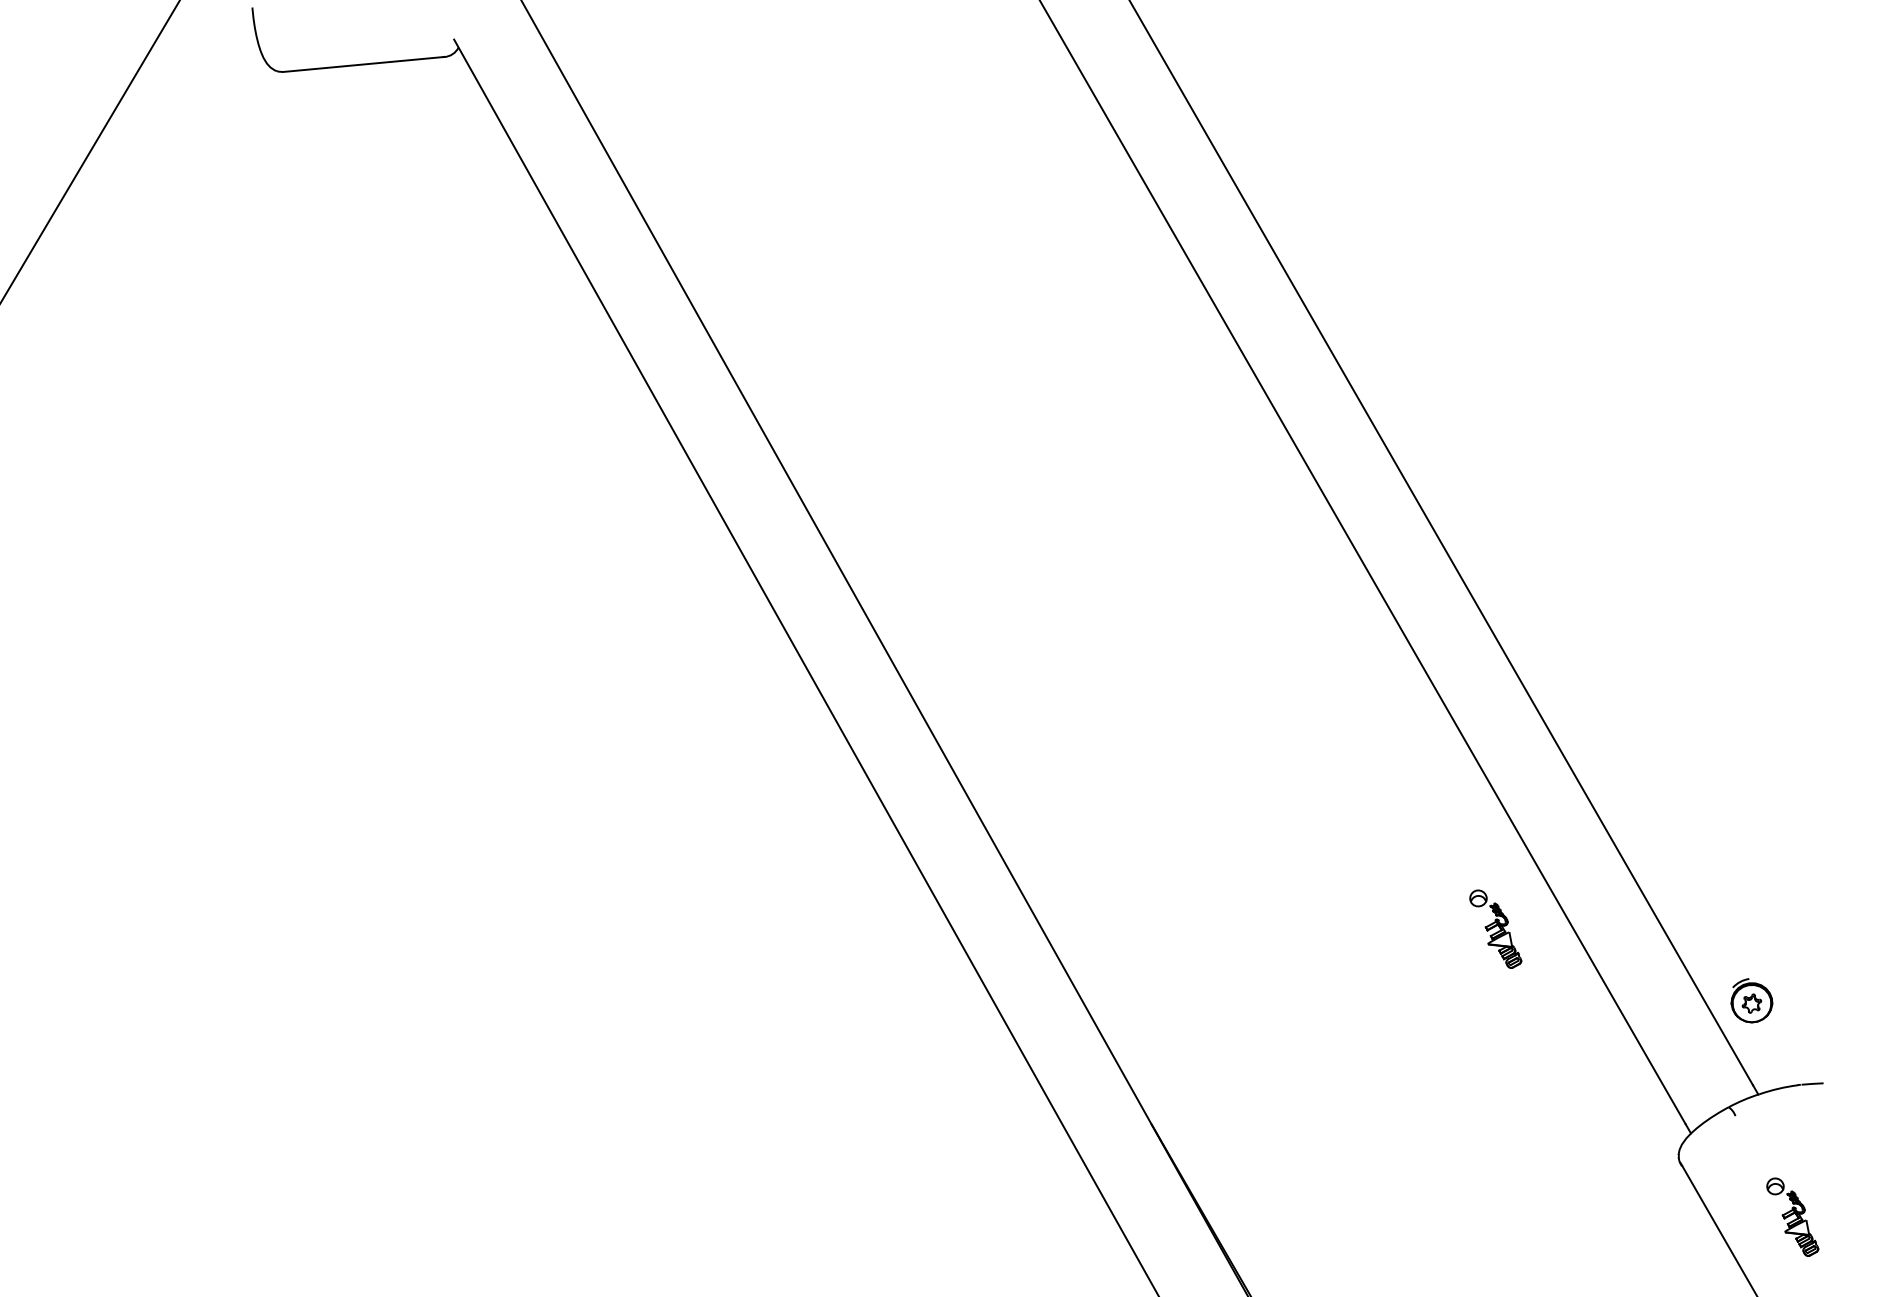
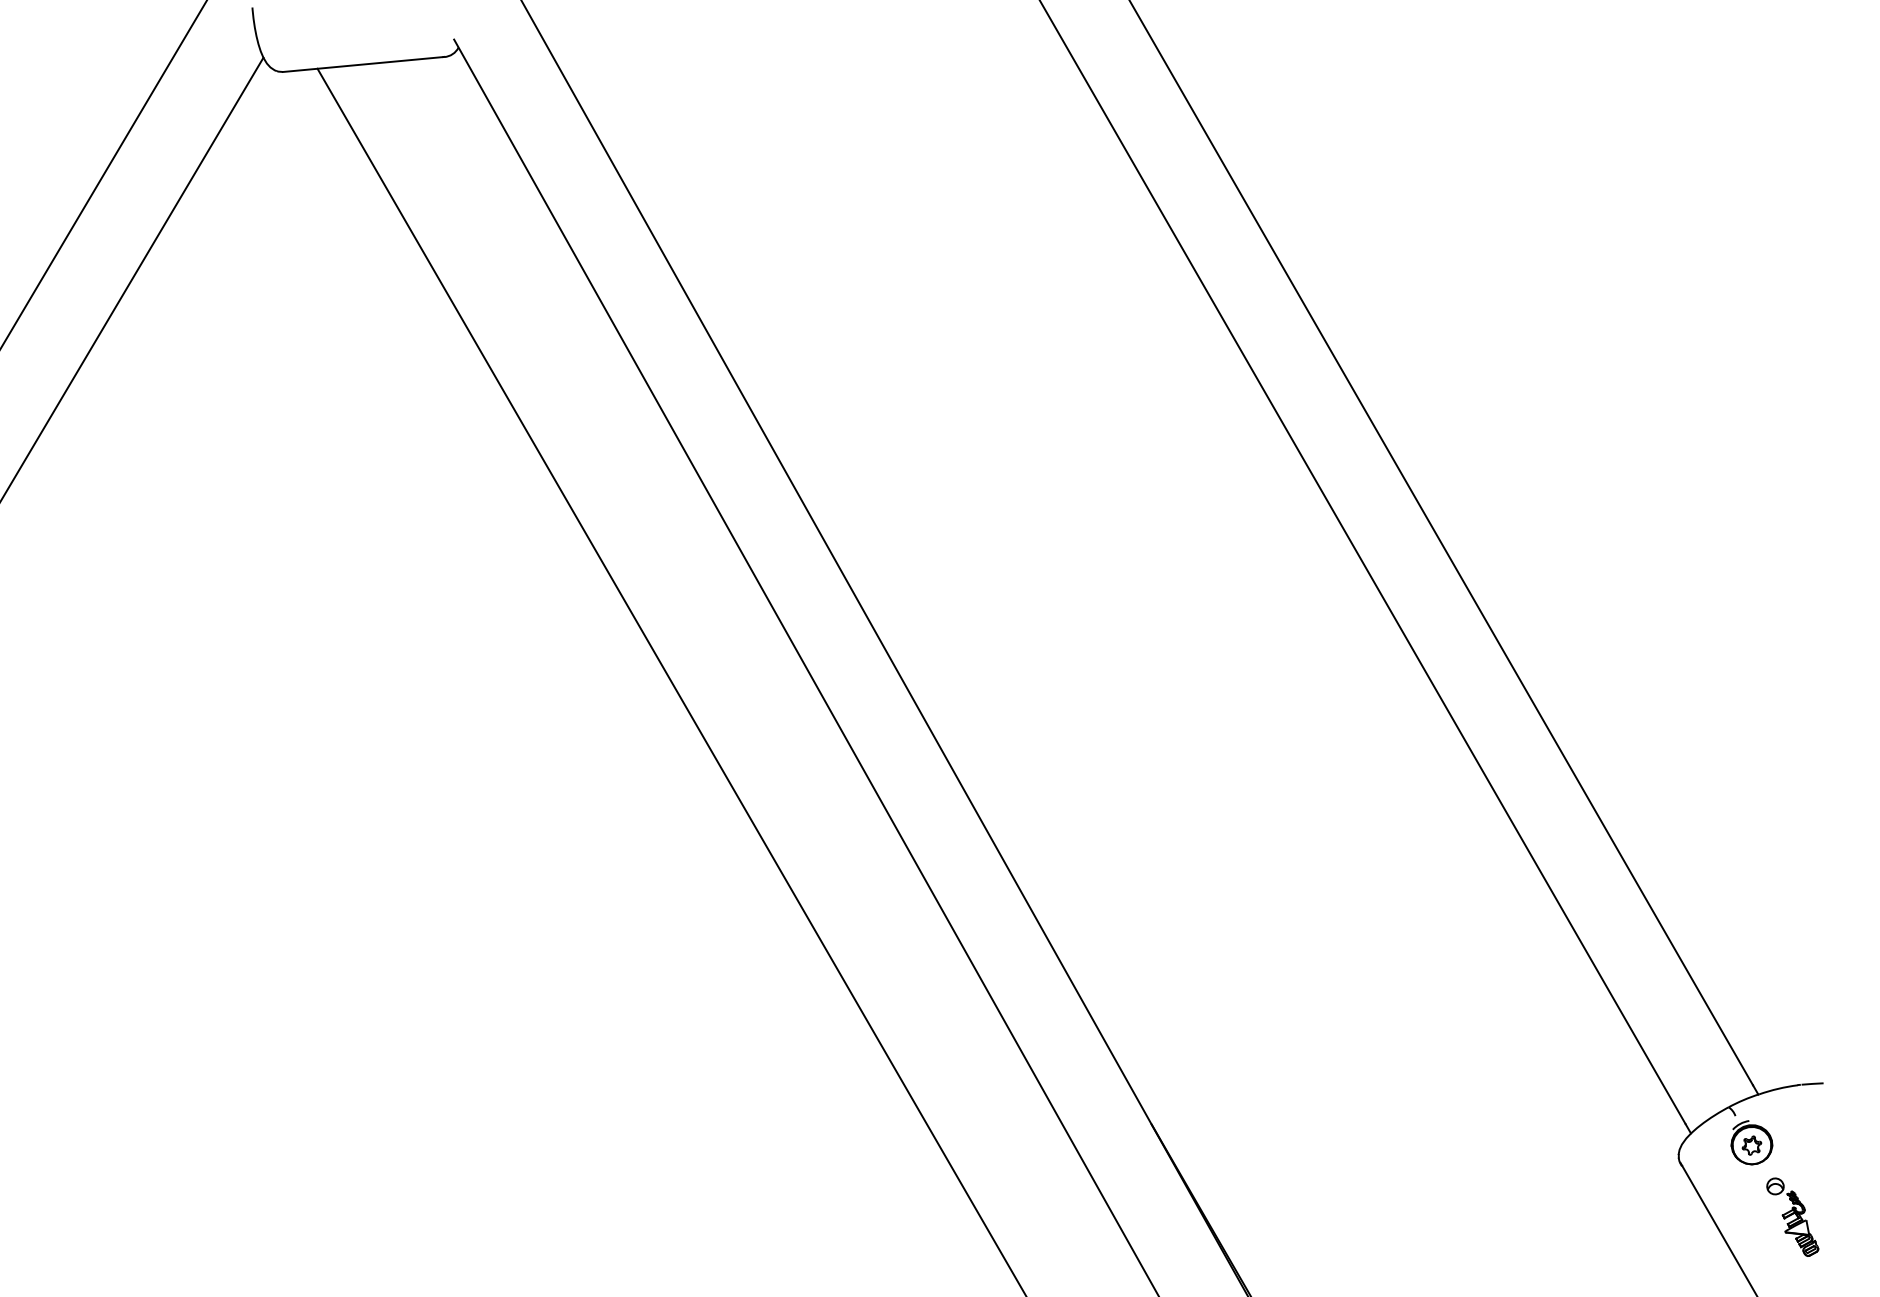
line position: (90, 151) -> (103, 174) (103, 174)
line: none -> present (132, 277)
line: none -> present (670, 680)
part: present -> none (1495, 928)
part position: (1751, 1000) -> (1751, 1142) (1751, 1142)
